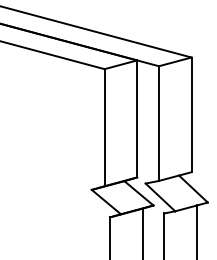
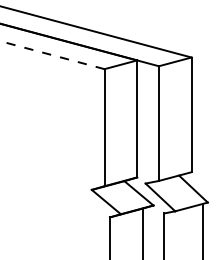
line: solid -> dashed (52, 55)
line position: (196, 230) -> (202, 230) (202, 230)
